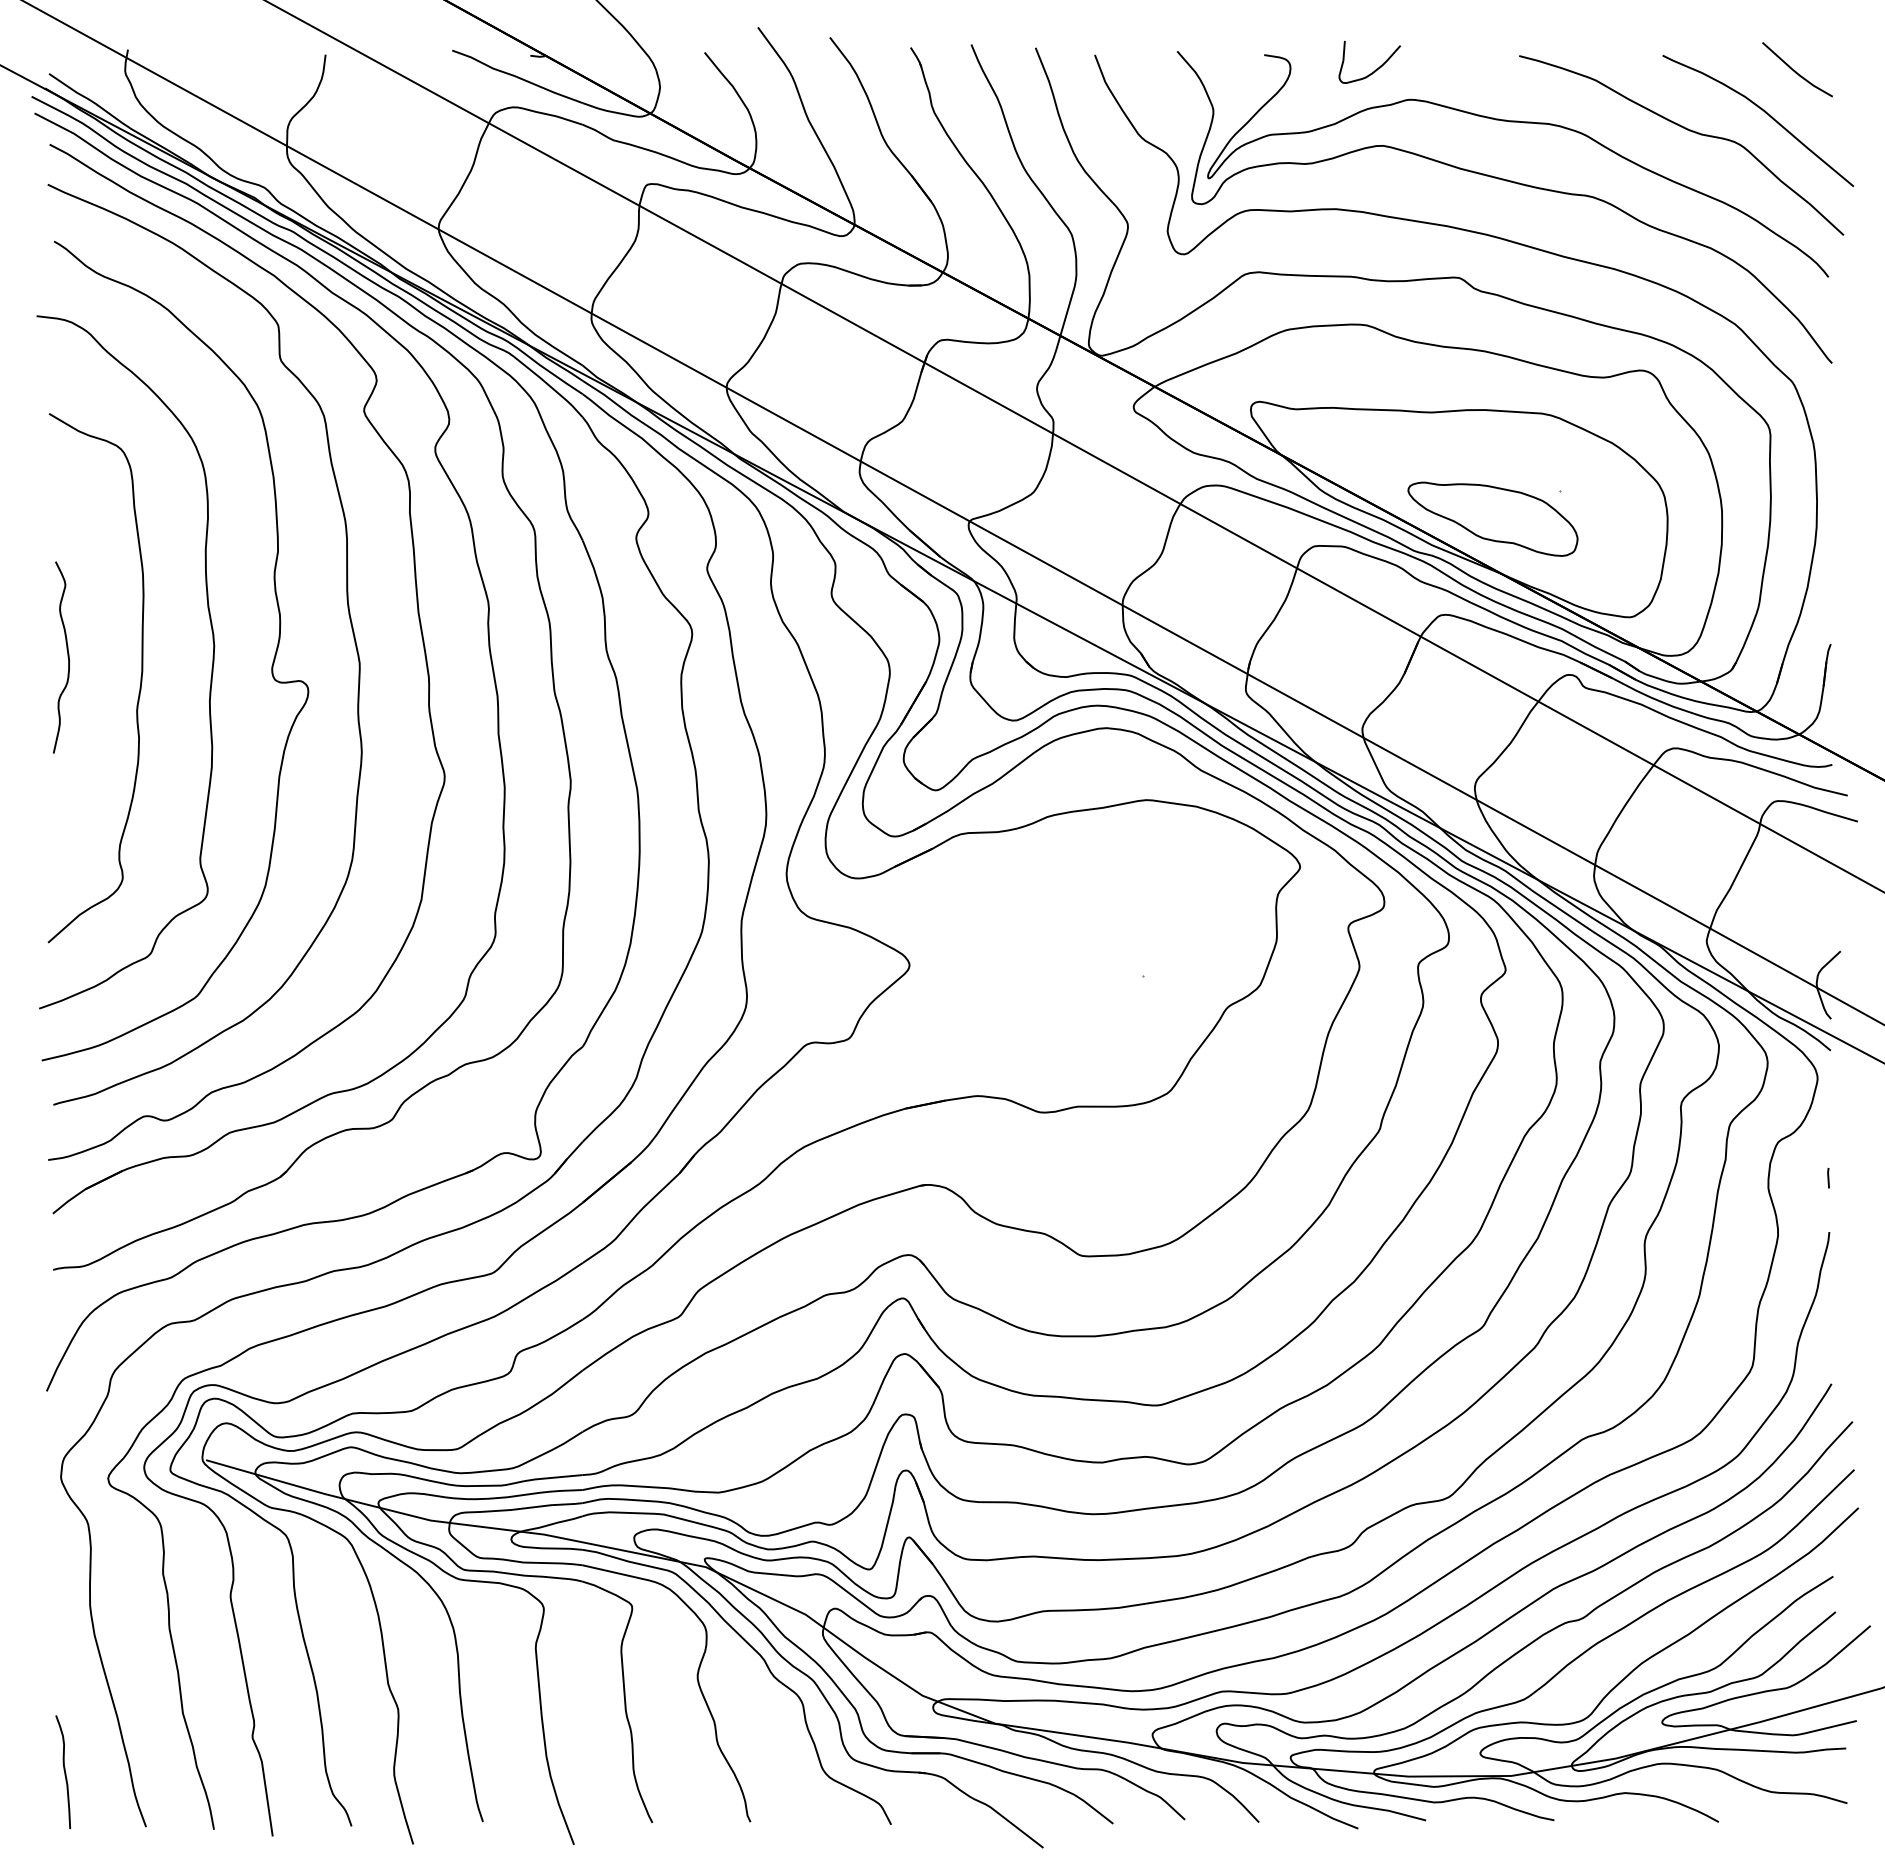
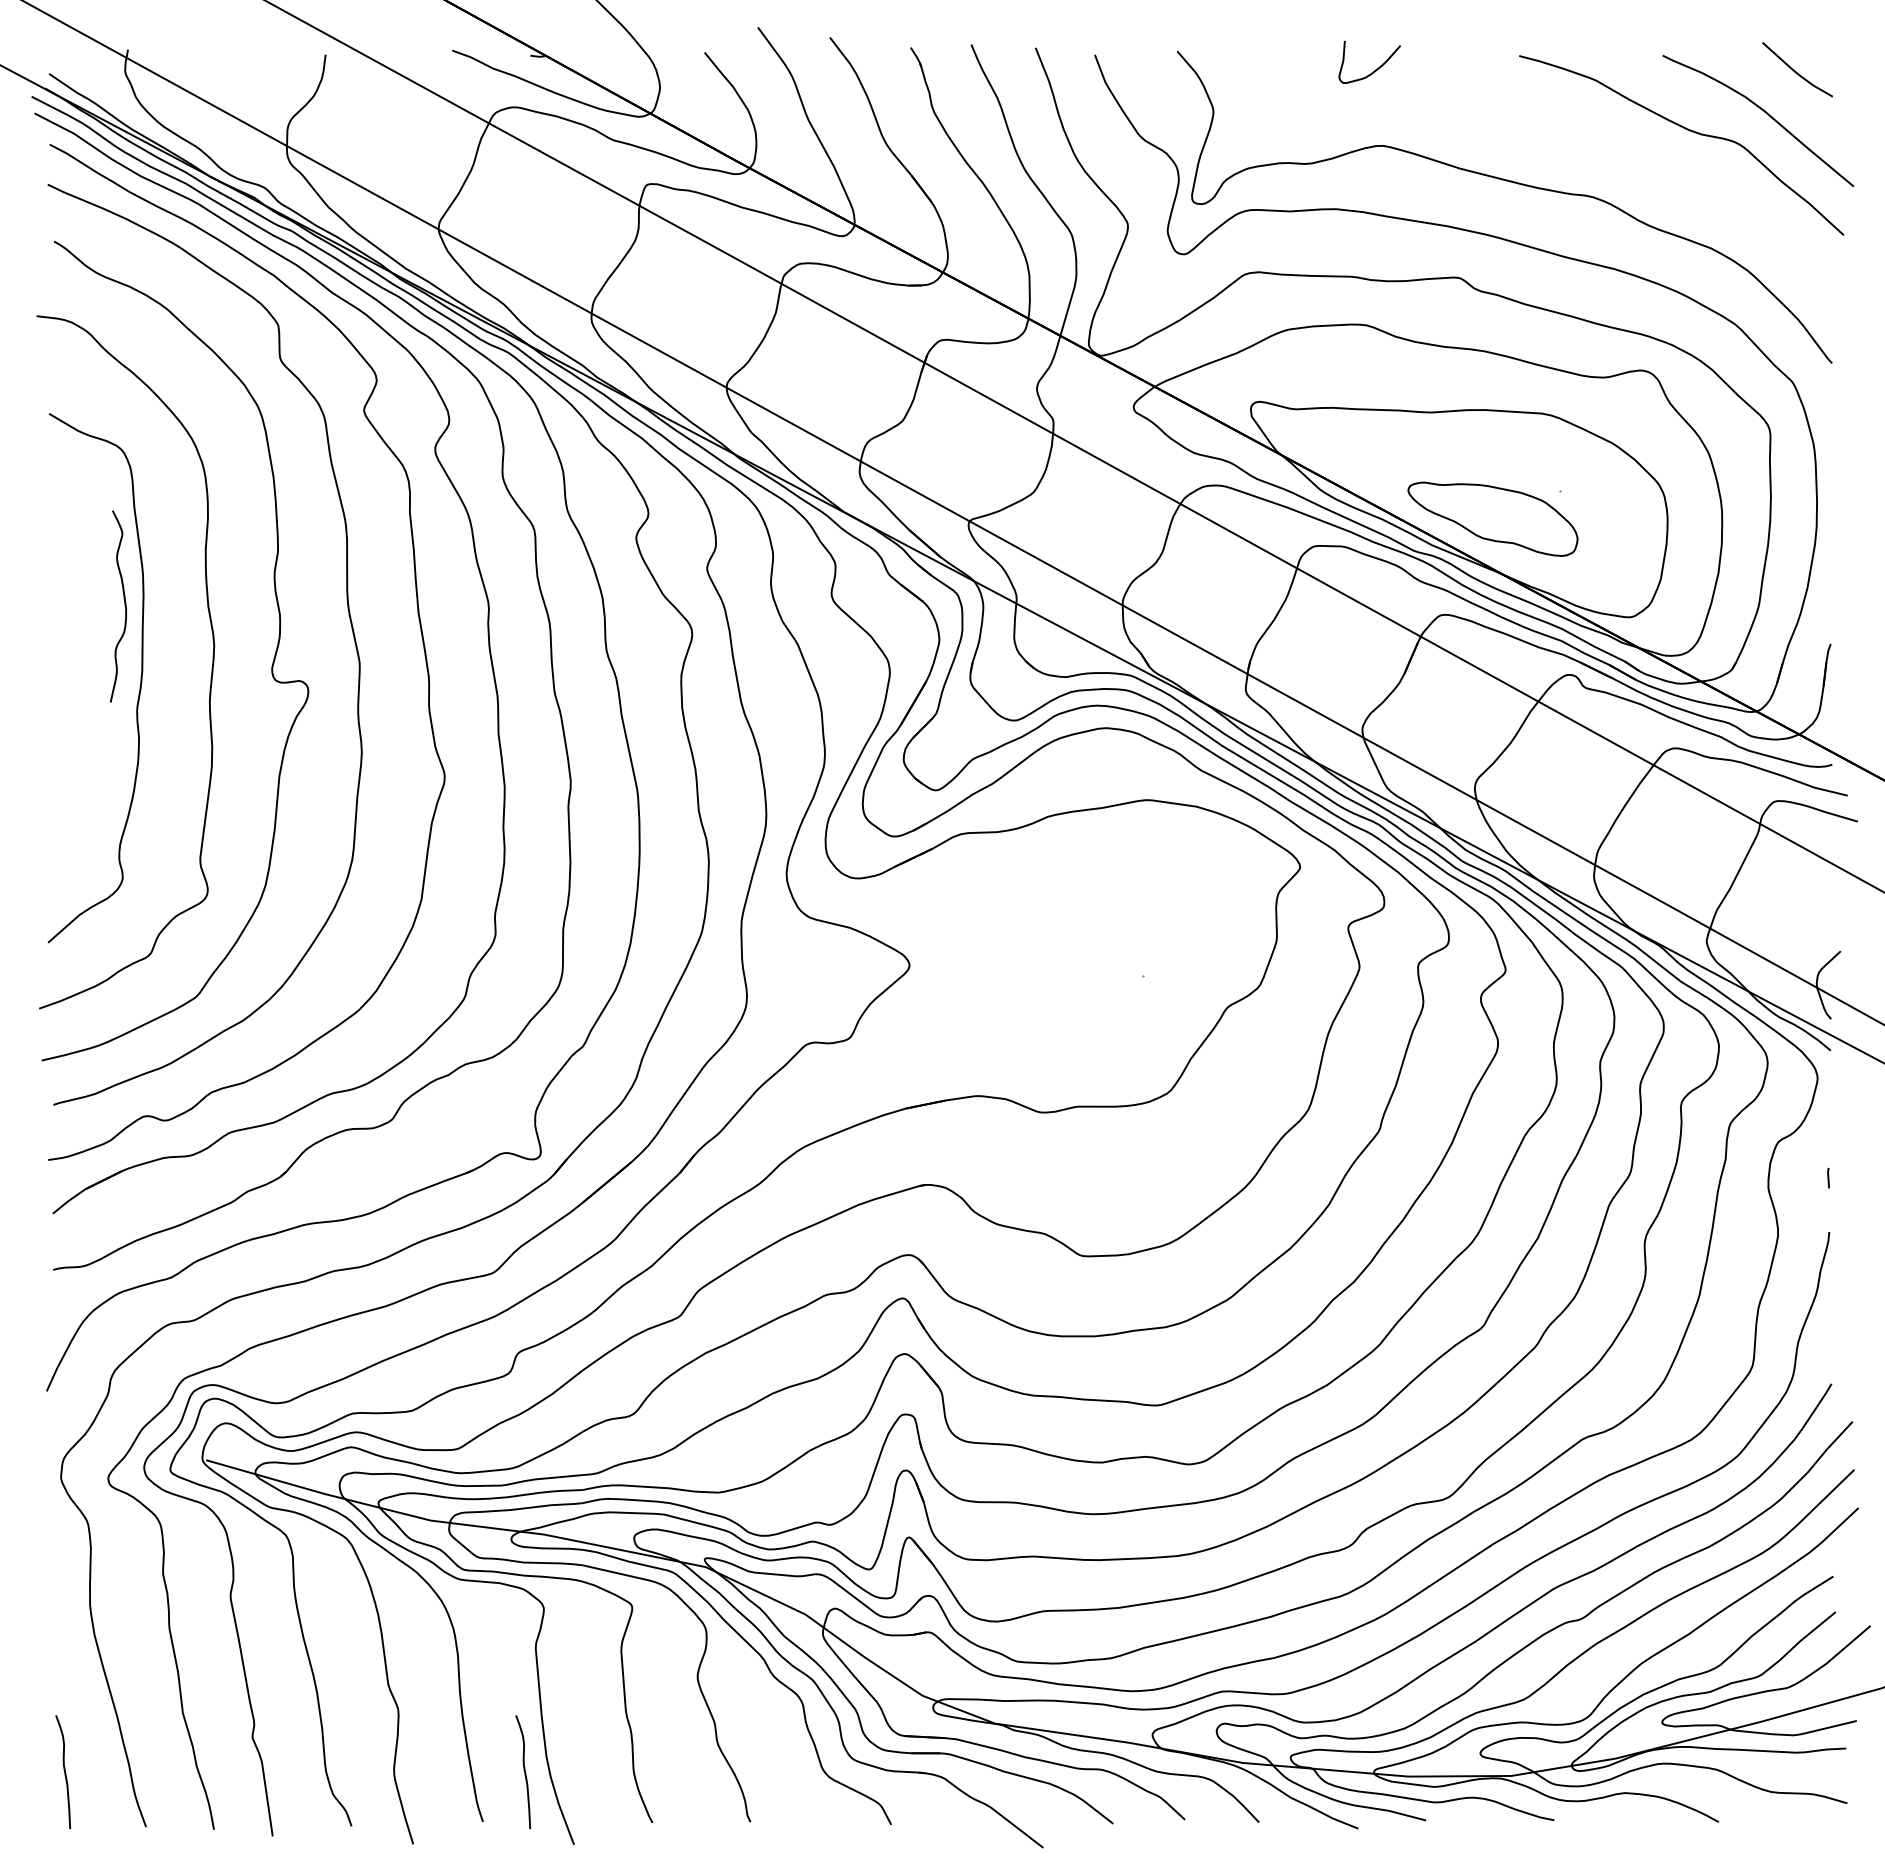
curve: present -> none (1523, 123)
curve position: (67, 657) -> (124, 606) (124, 606)
curve: none -> present (524, 1772)
